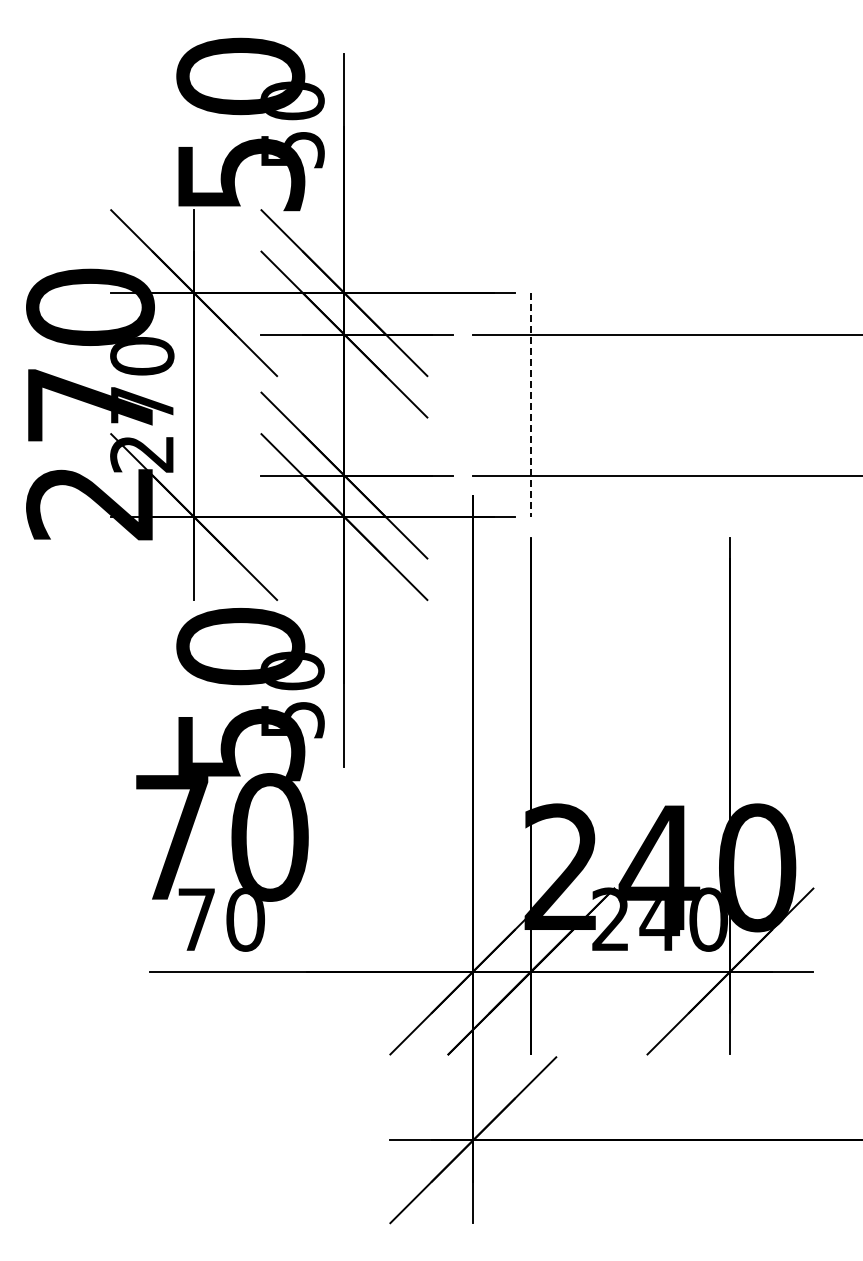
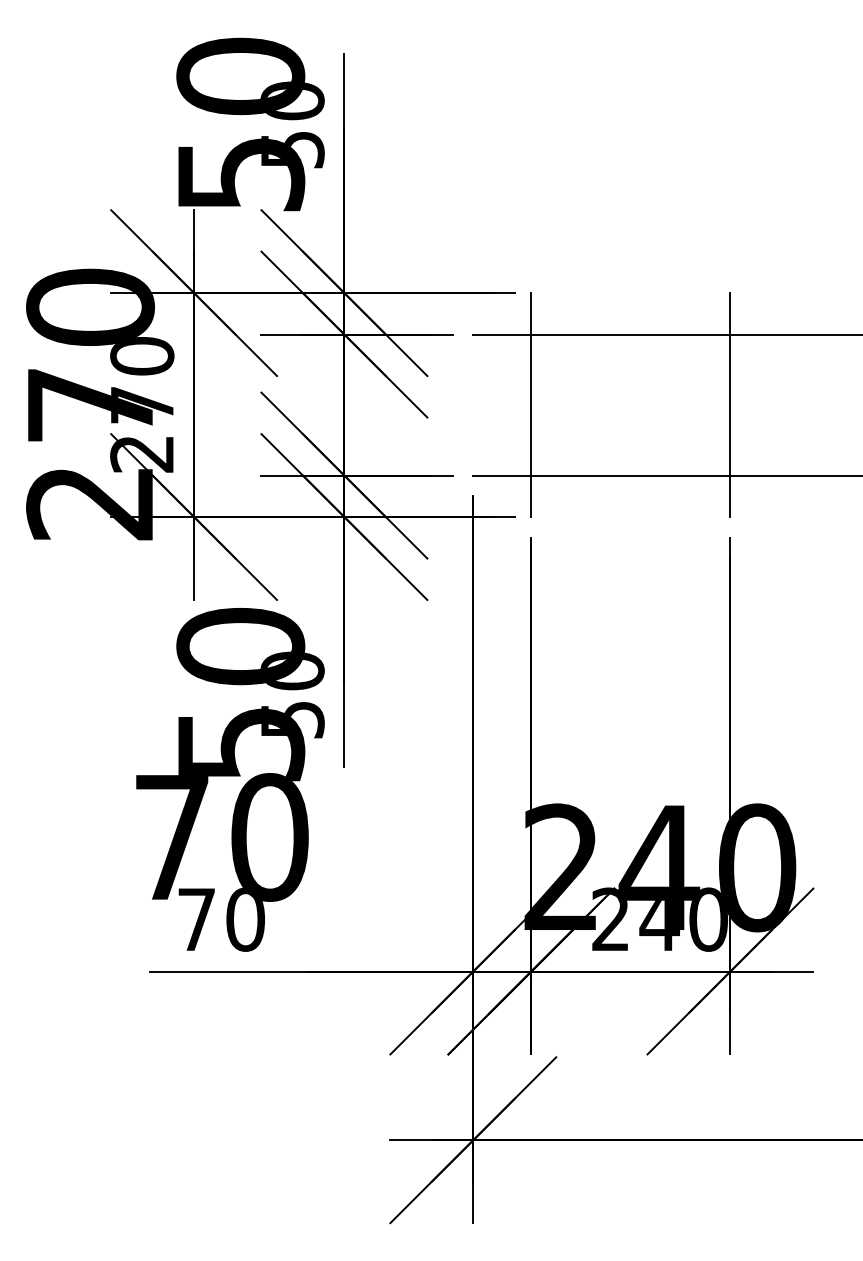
line: dashed -> solid (531, 405)
line: none -> present (730, 405)
